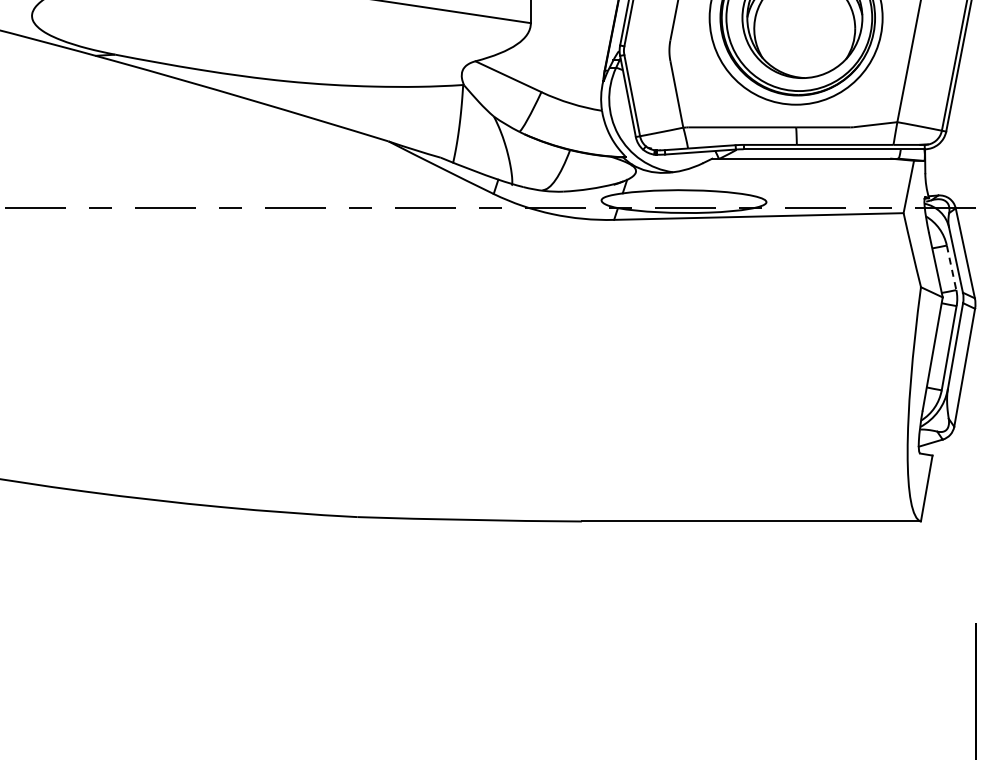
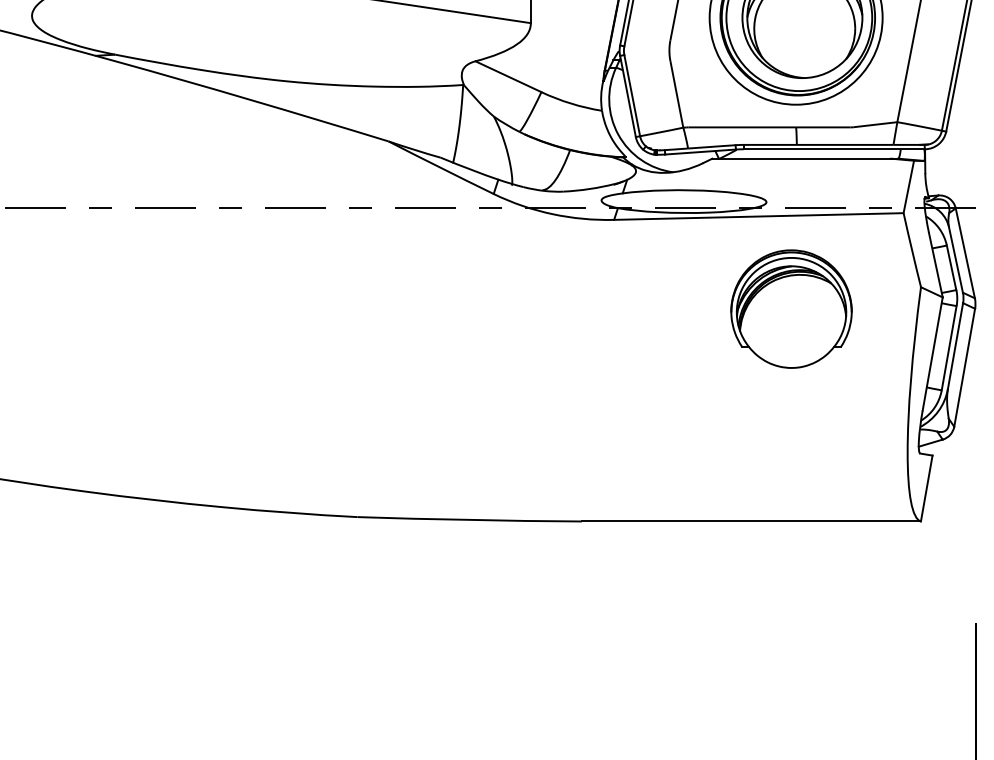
line: dashed -> solid (951, 267)
part: none -> present (791, 308)
